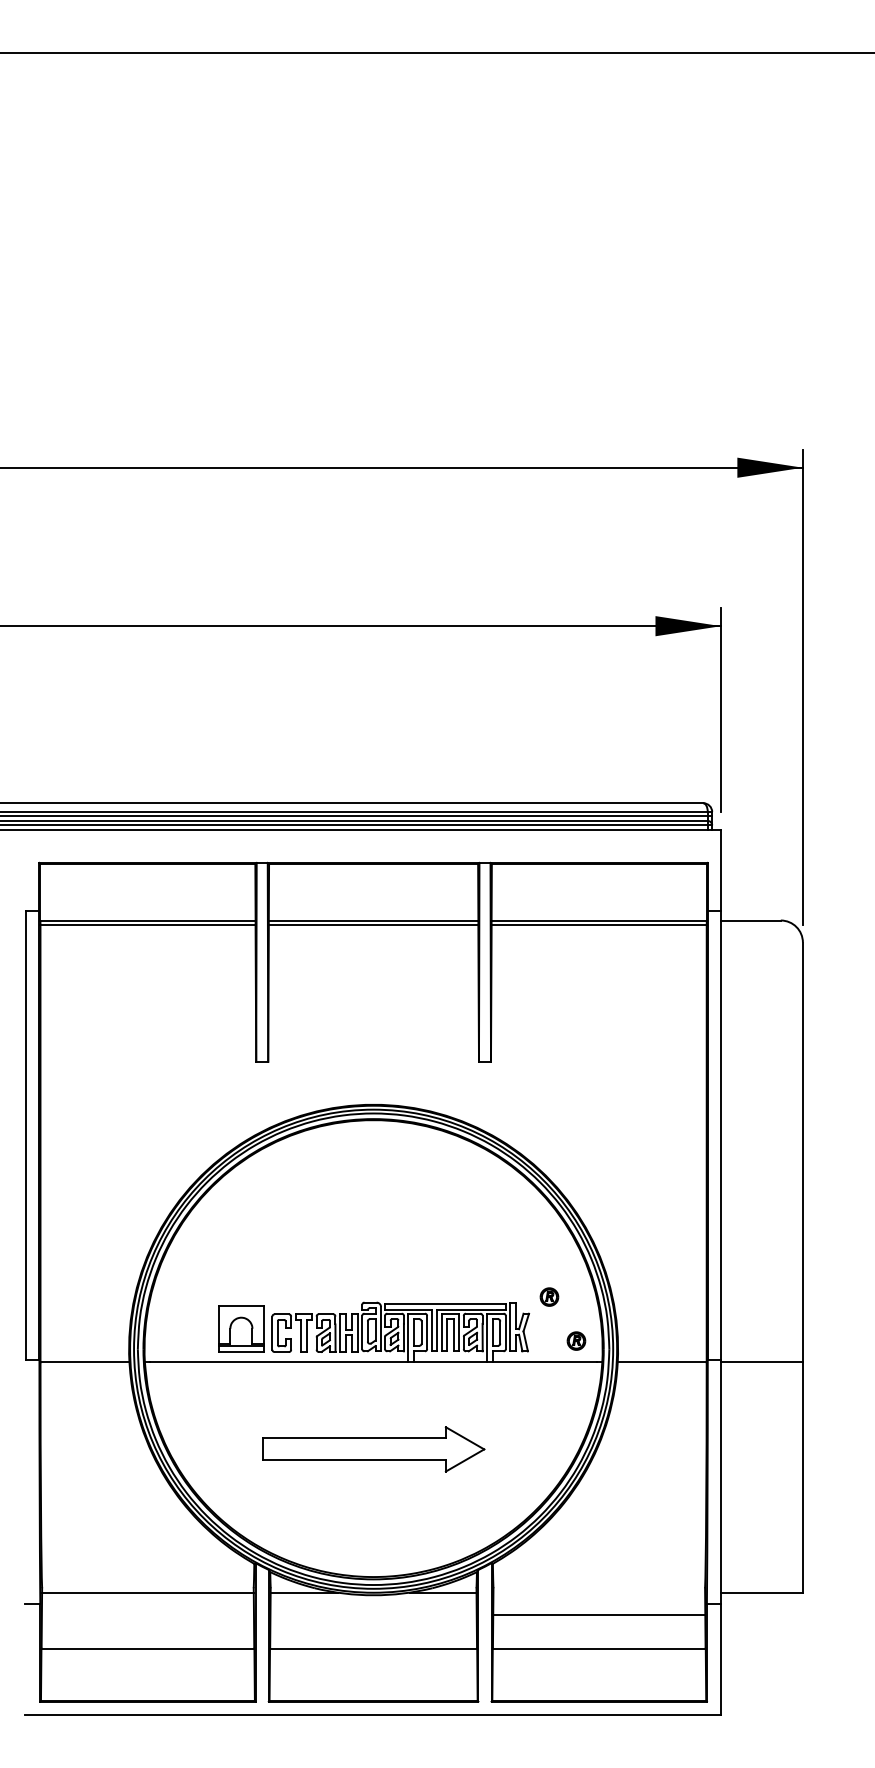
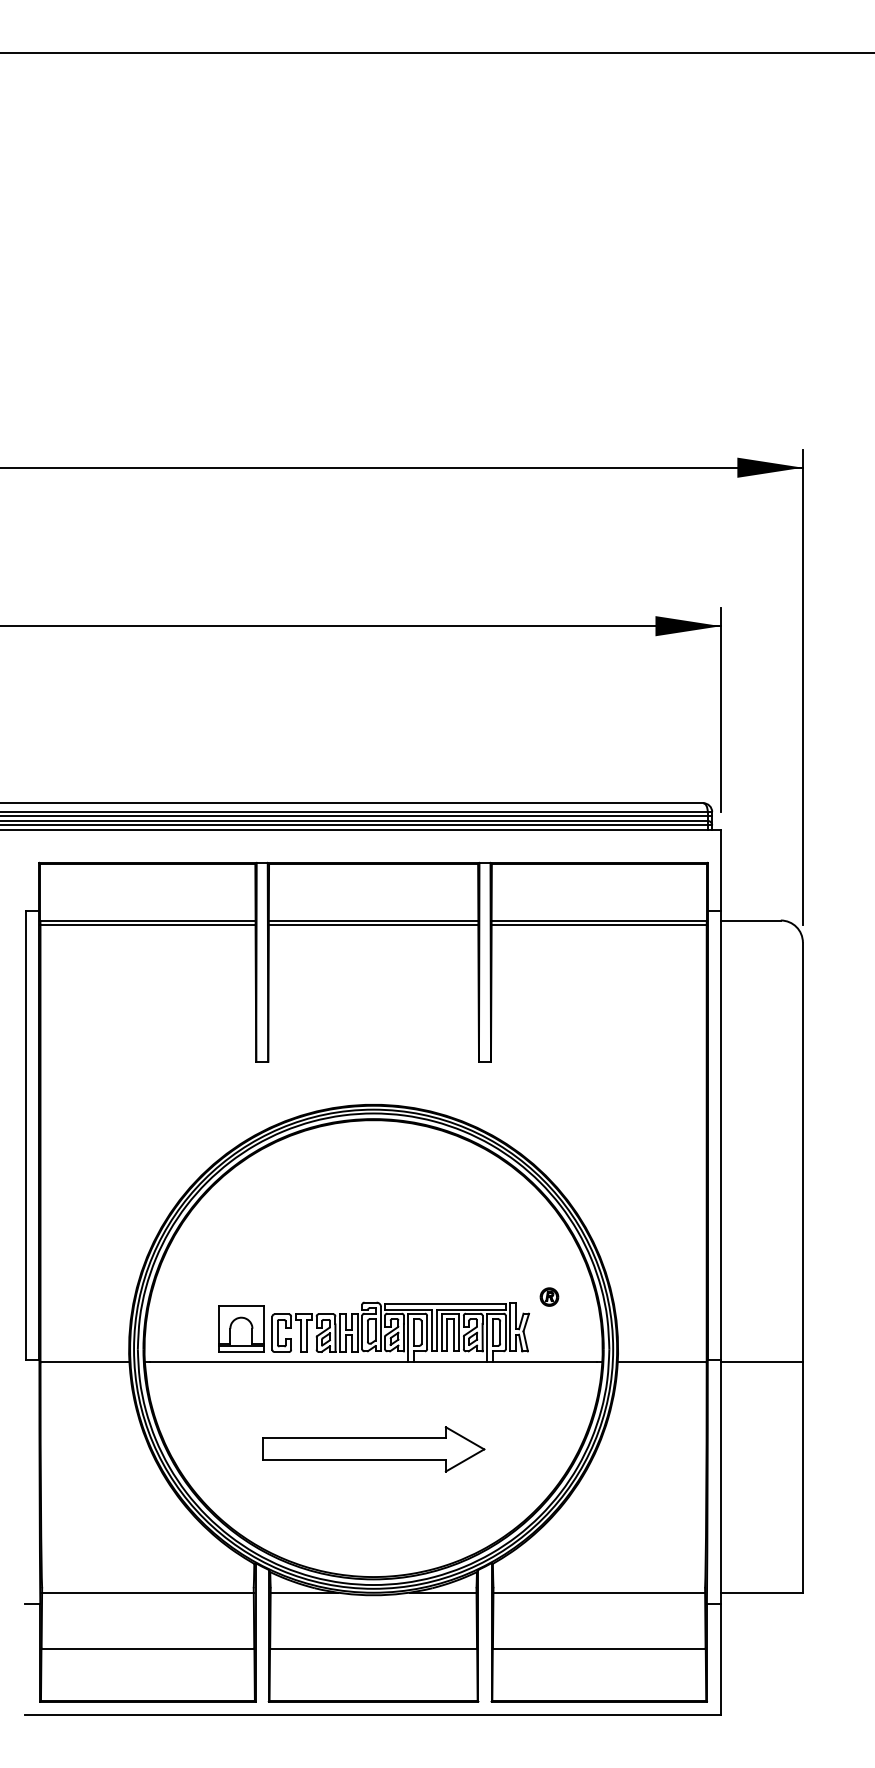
part: present -> none (576, 1340)
line position: (599, 1614) -> (599, 1592) (599, 1592)
